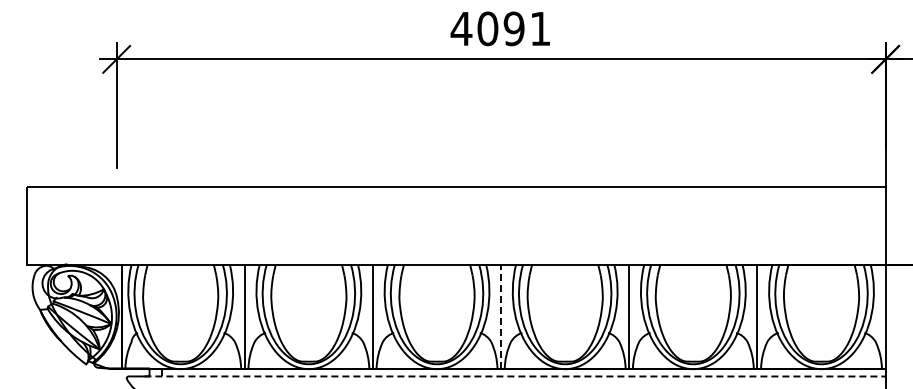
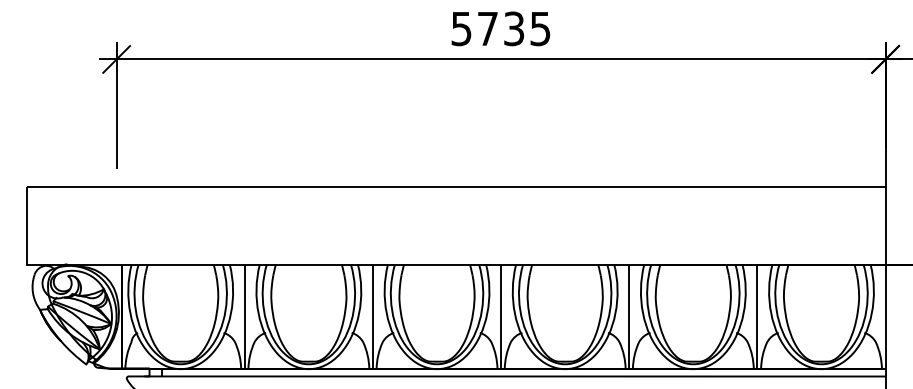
text: 4091 -> 5735 (500, 28)
line: dashed -> solid (501, 316)
line: dashed -> solid (515, 376)
